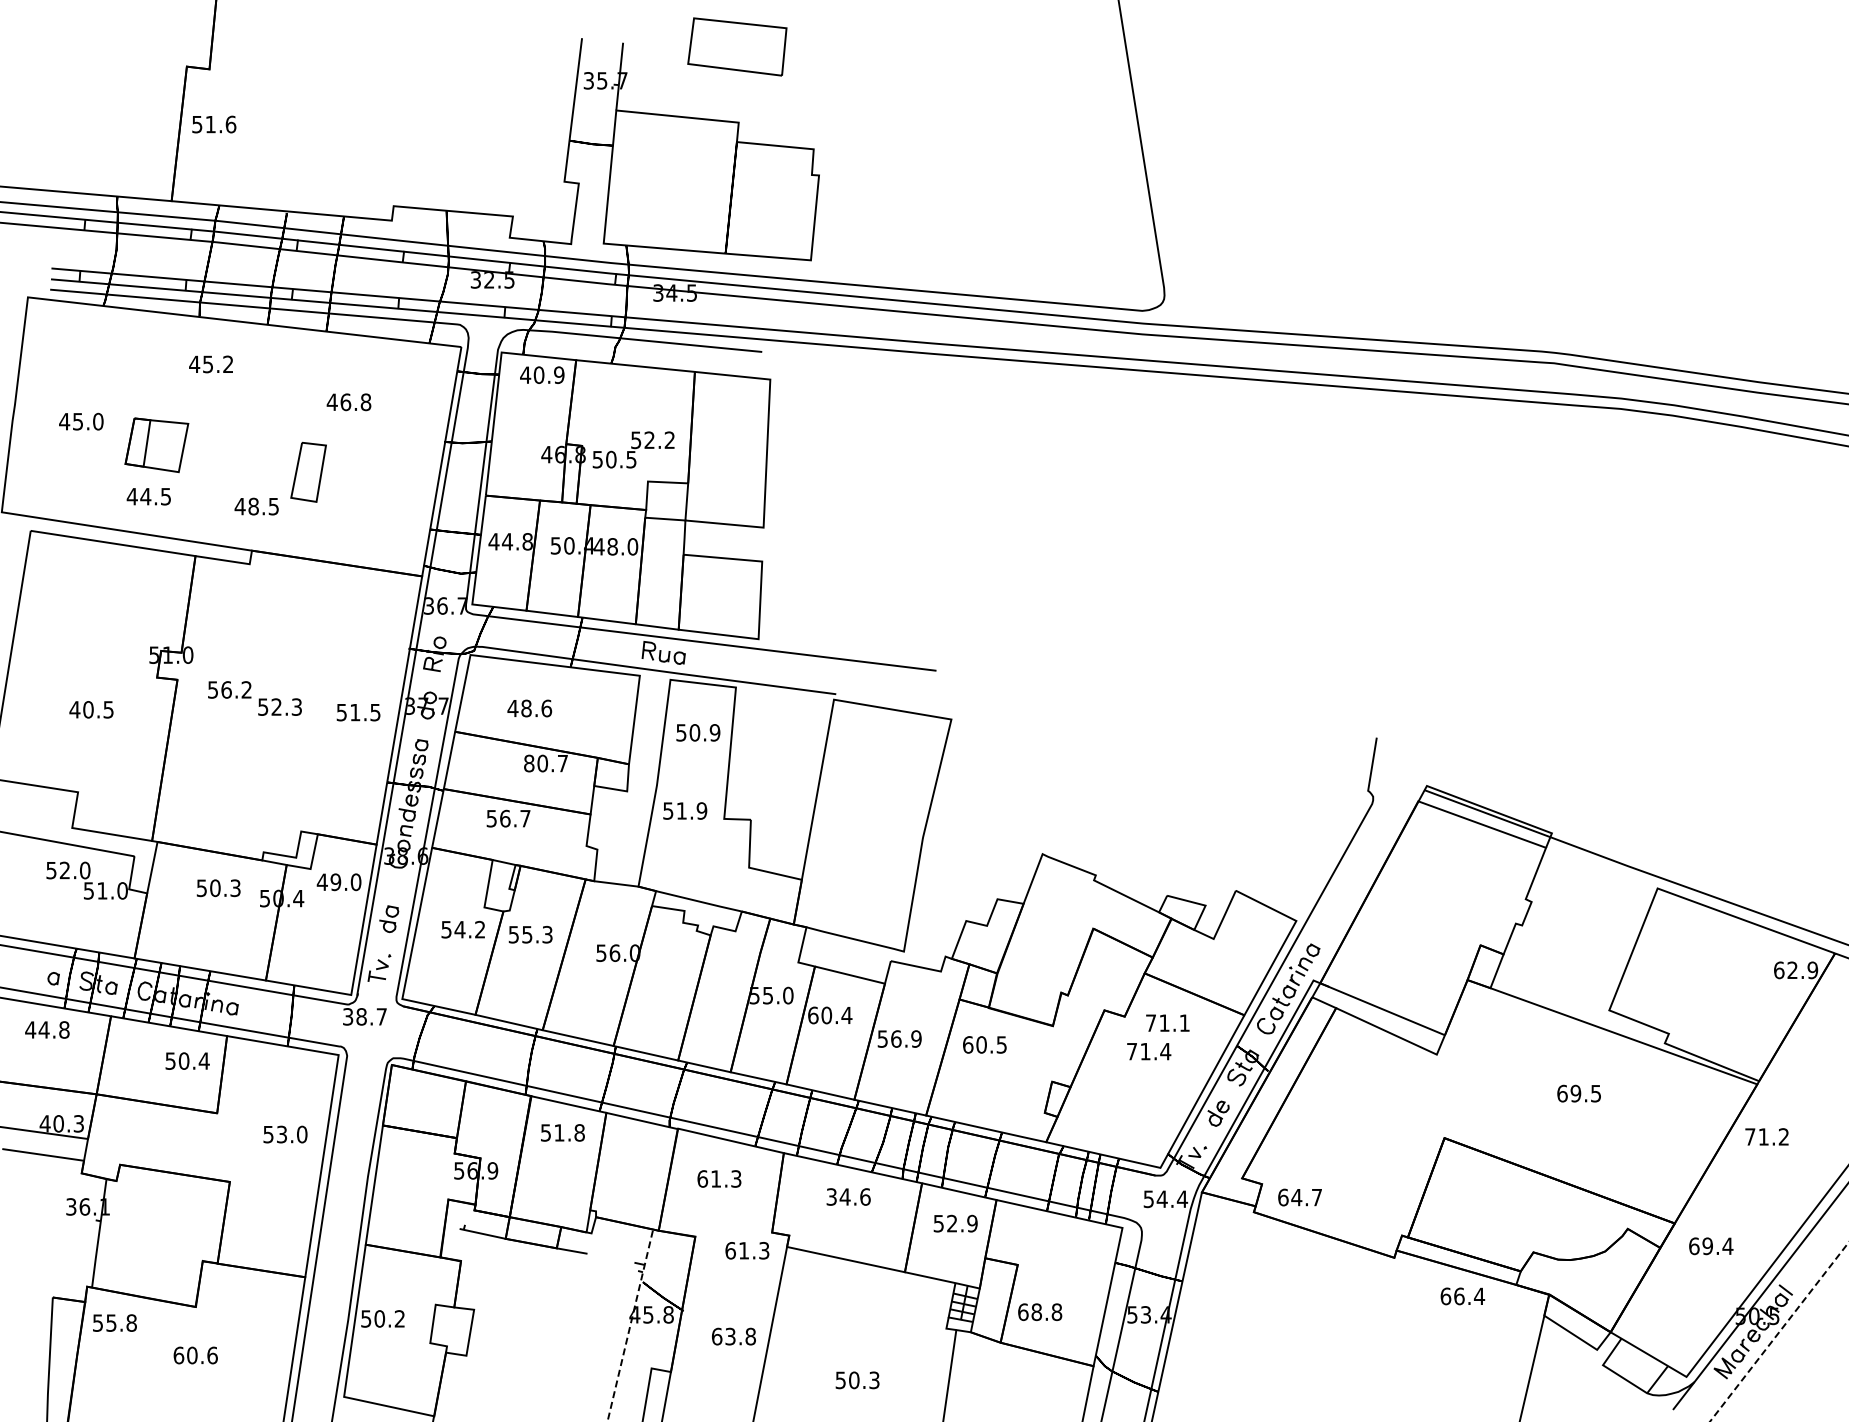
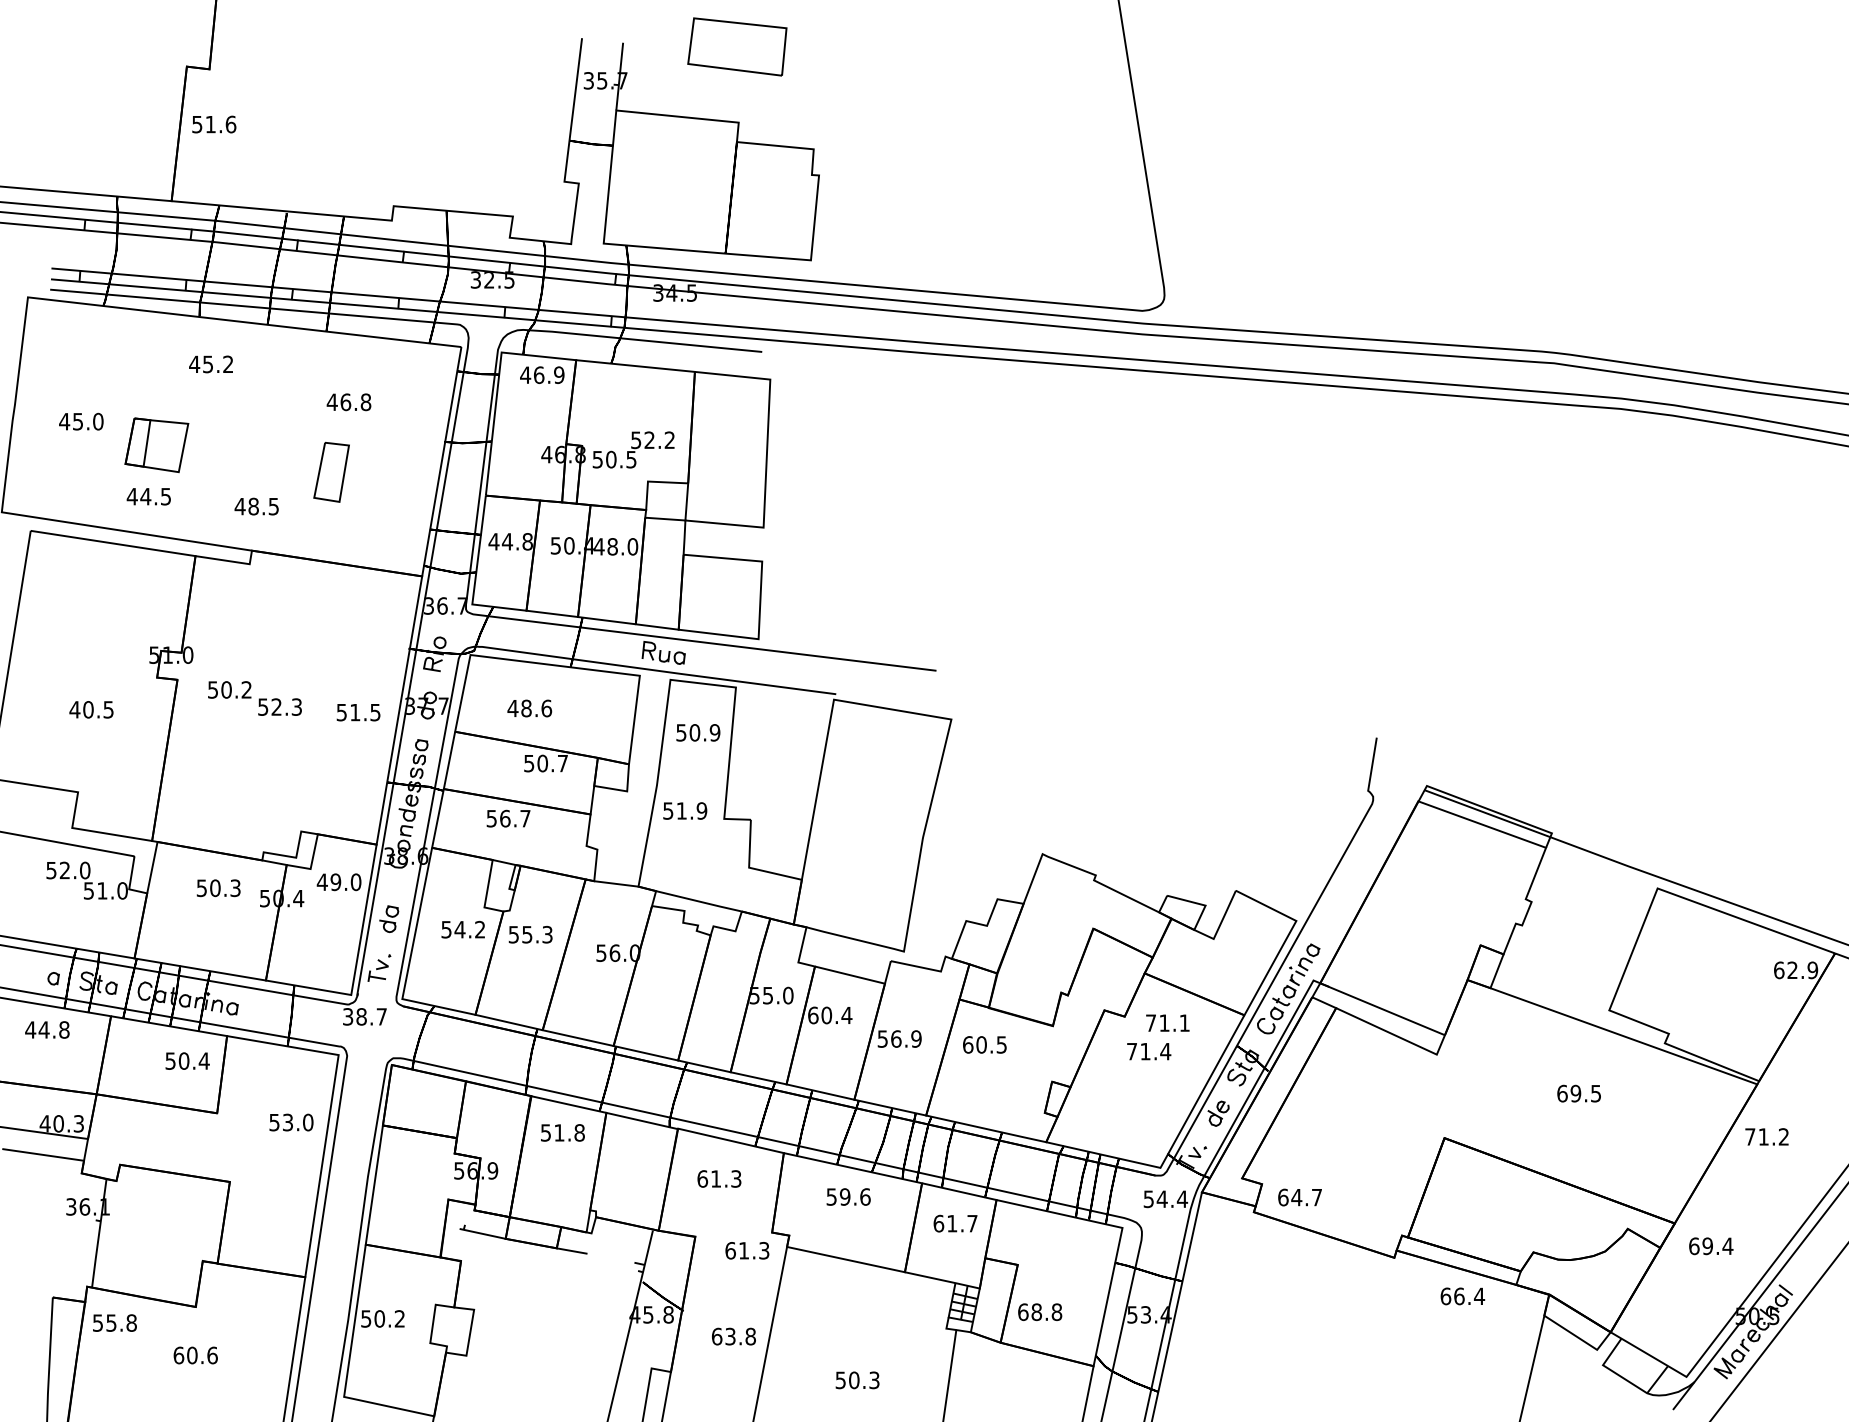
text: 40.9 -> 46.9 (538, 374)
part position: (308, 471) -> (331, 471) (331, 471)
text: 56.2 -> 50.2 (226, 689)
text: 80.7 -> 50.7 (529, 763)
text position: (285, 1134) -> (291, 1122) (291, 1122)
text: 34.6 -> 59.6 (838, 1196)
text: 52.9 -> 61.7 (955, 1223)
line: dashed -> solid (630, 1326)
line: dashed -> solid (1779, 1331)
